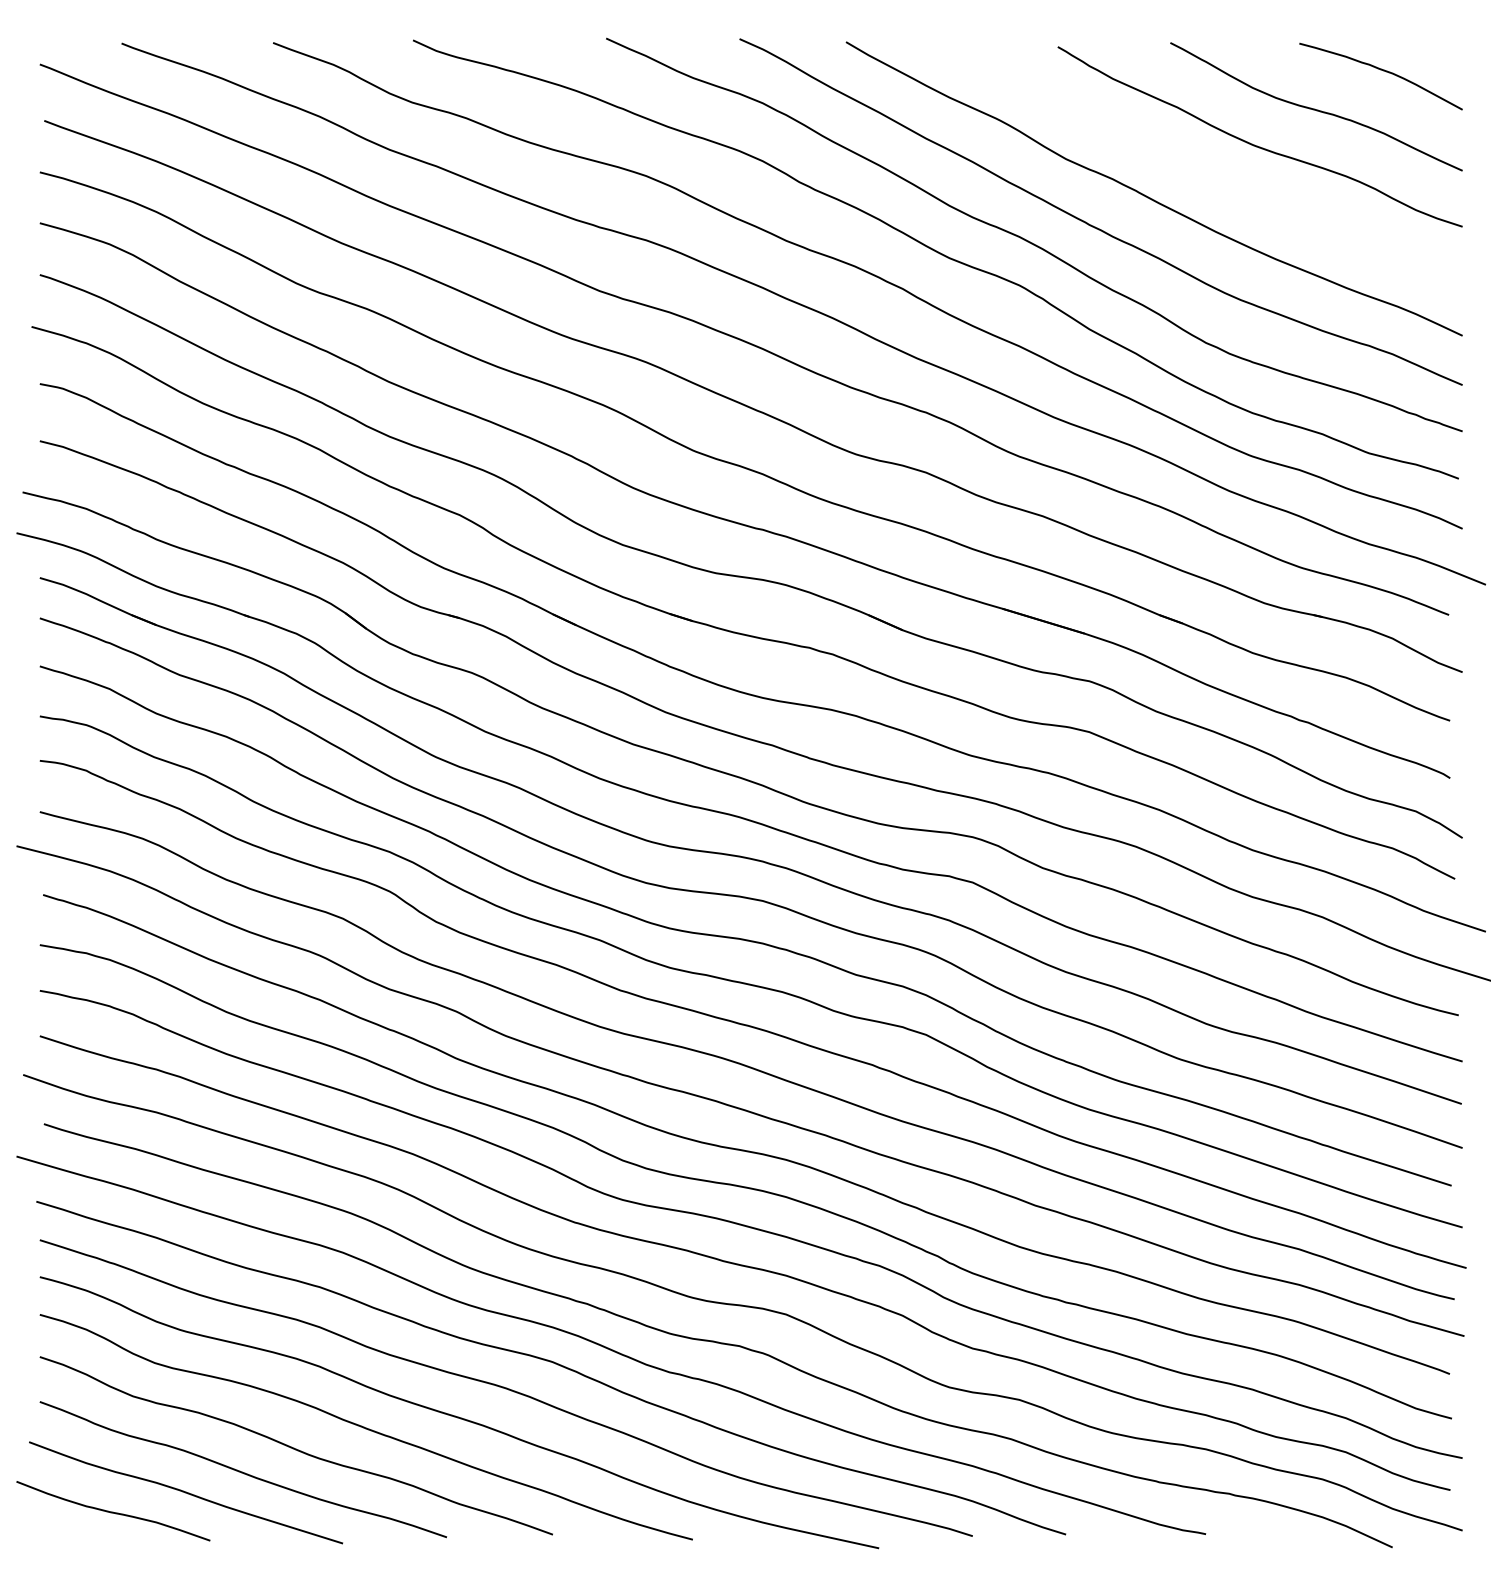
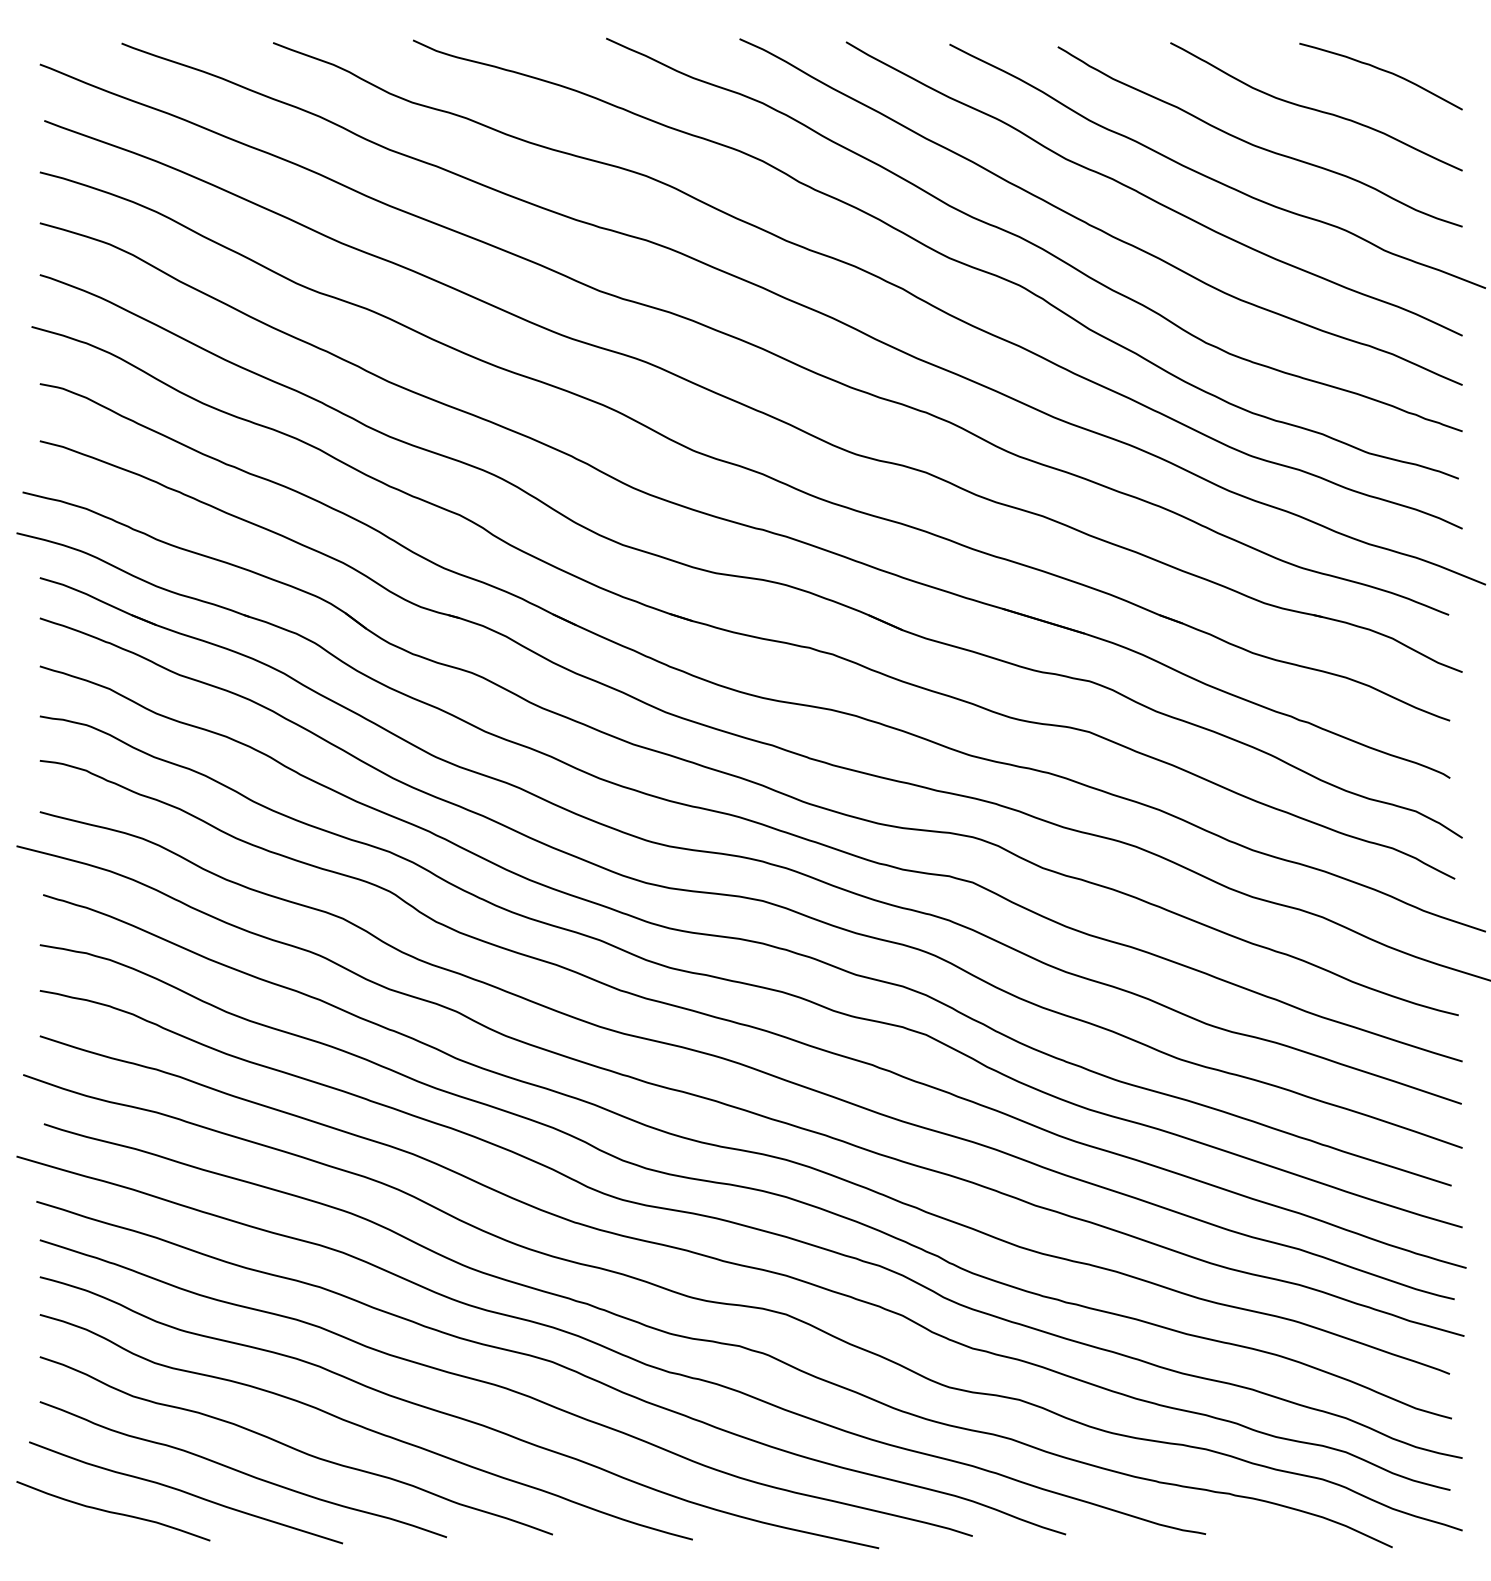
curve: none -> present (1211, 177)
